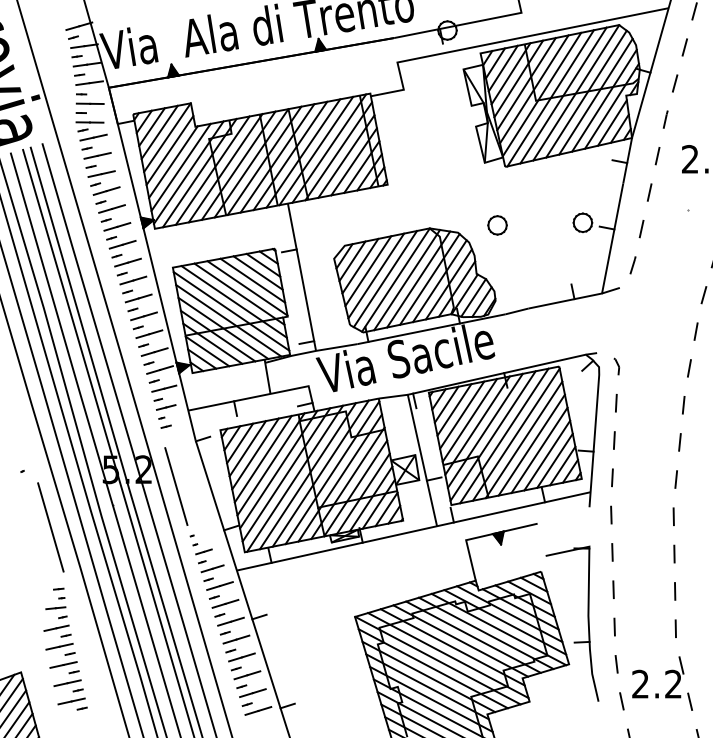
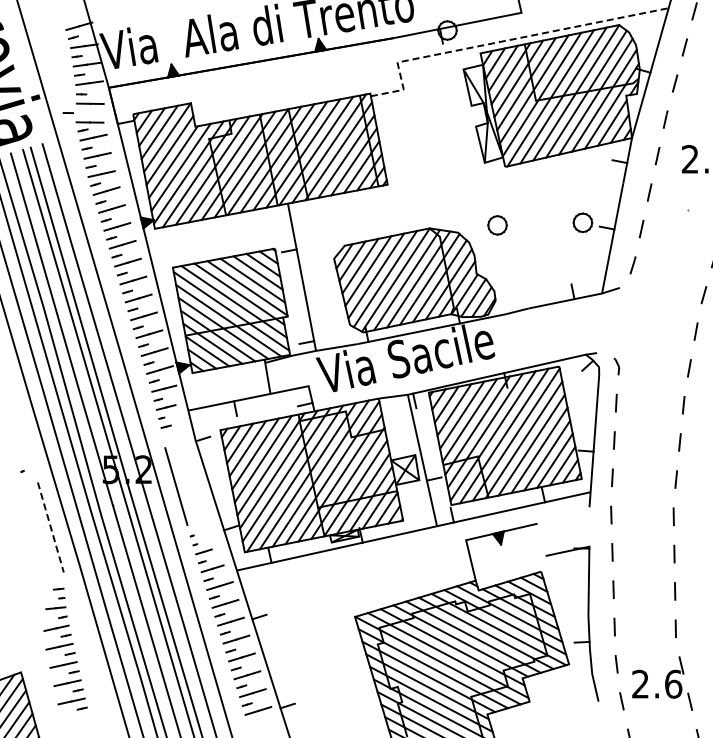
line: solid -> dashed (502, 41)
line position: (80, 112) -> (67, 112) (67, 112)
line: solid -> dashed (50, 527)
text: 2.2 -> 2.6 (673, 683)
